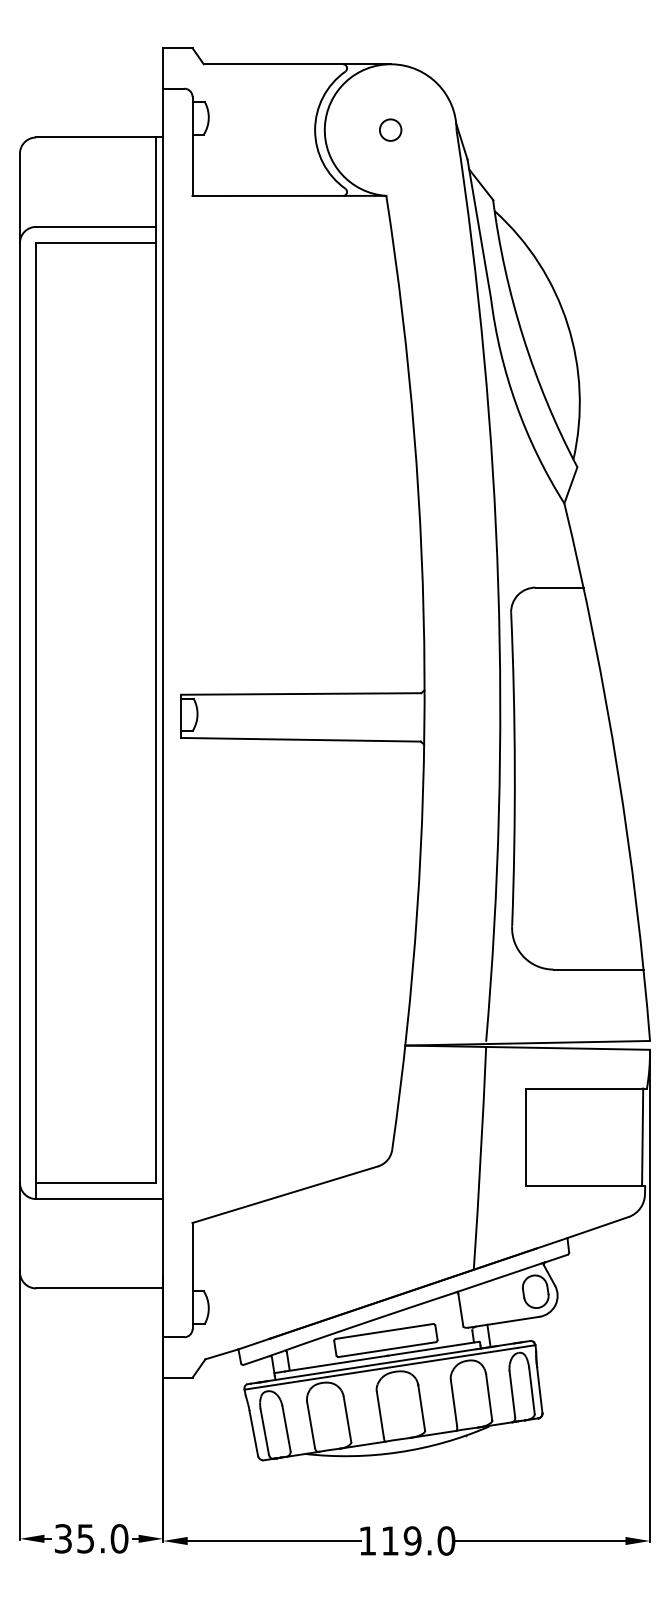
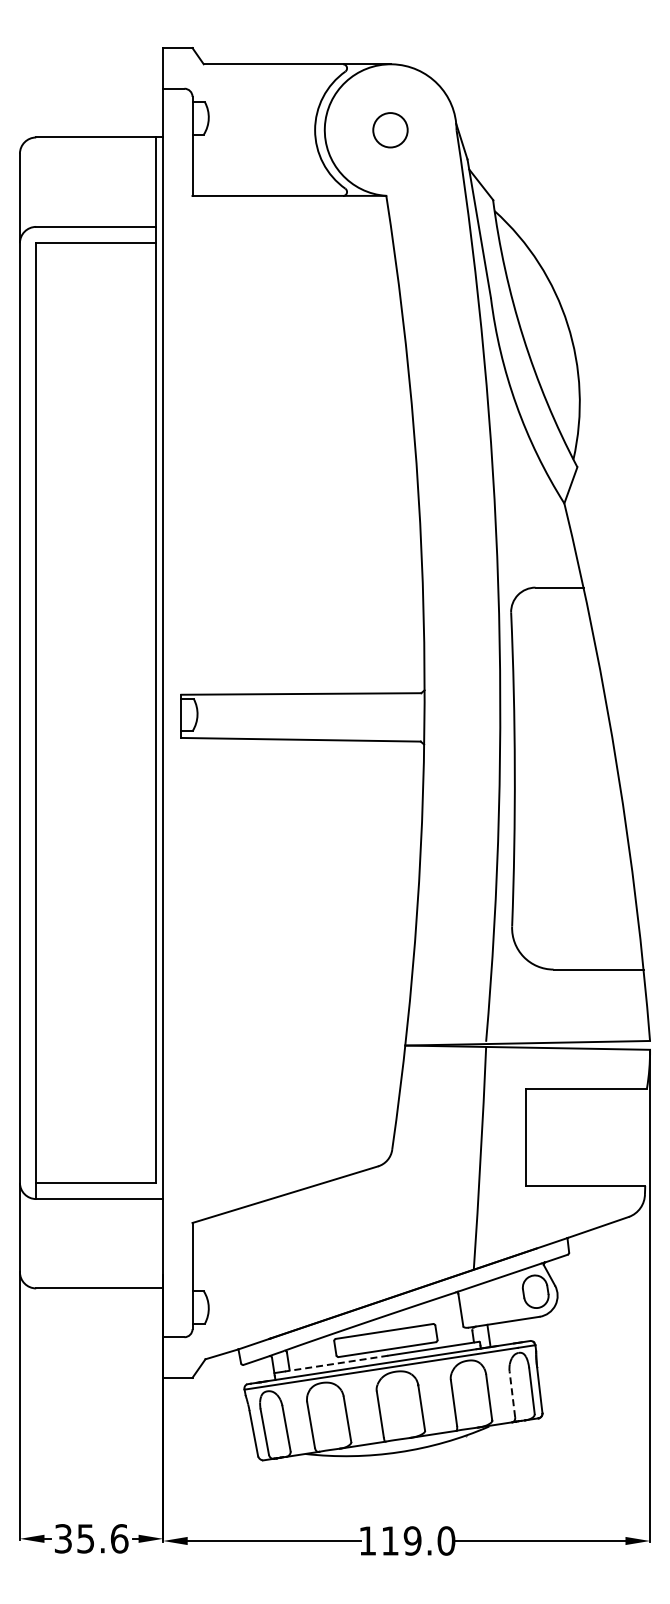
circle size: 24x24 px -> 37x37 px (390, 130)
line: present -> none (642, 1137)
line: solid -> dashed (336, 1363)
line: solid -> dashed (512, 1393)
text: 35.0 -> 35.6 (119, 1538)
